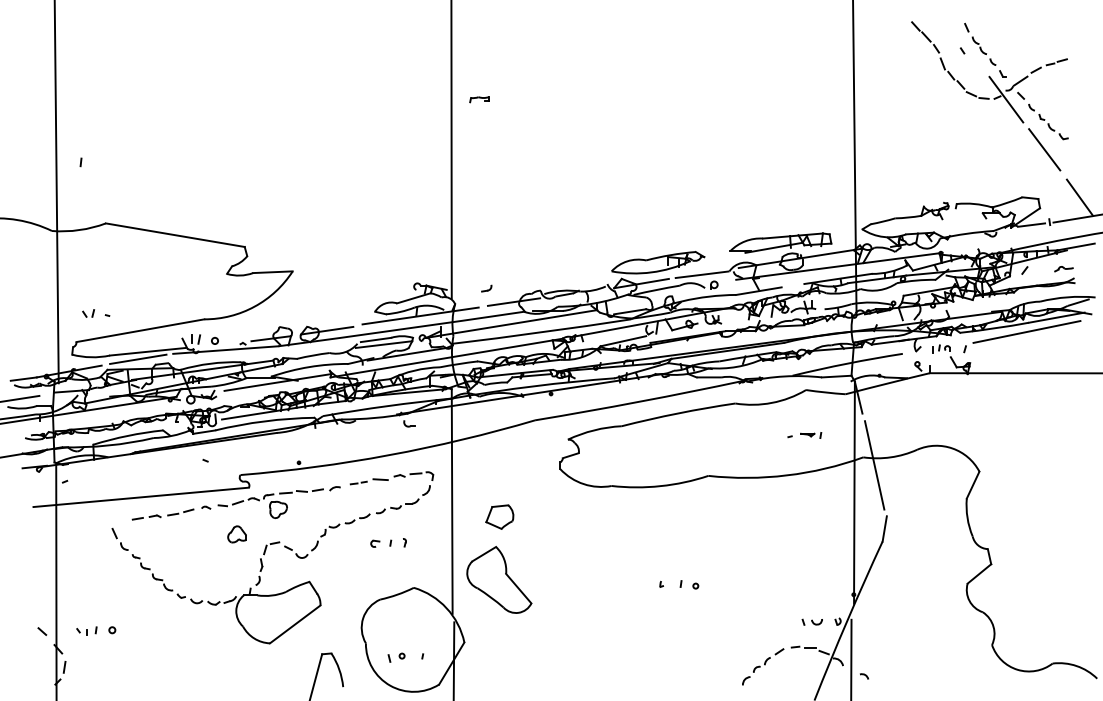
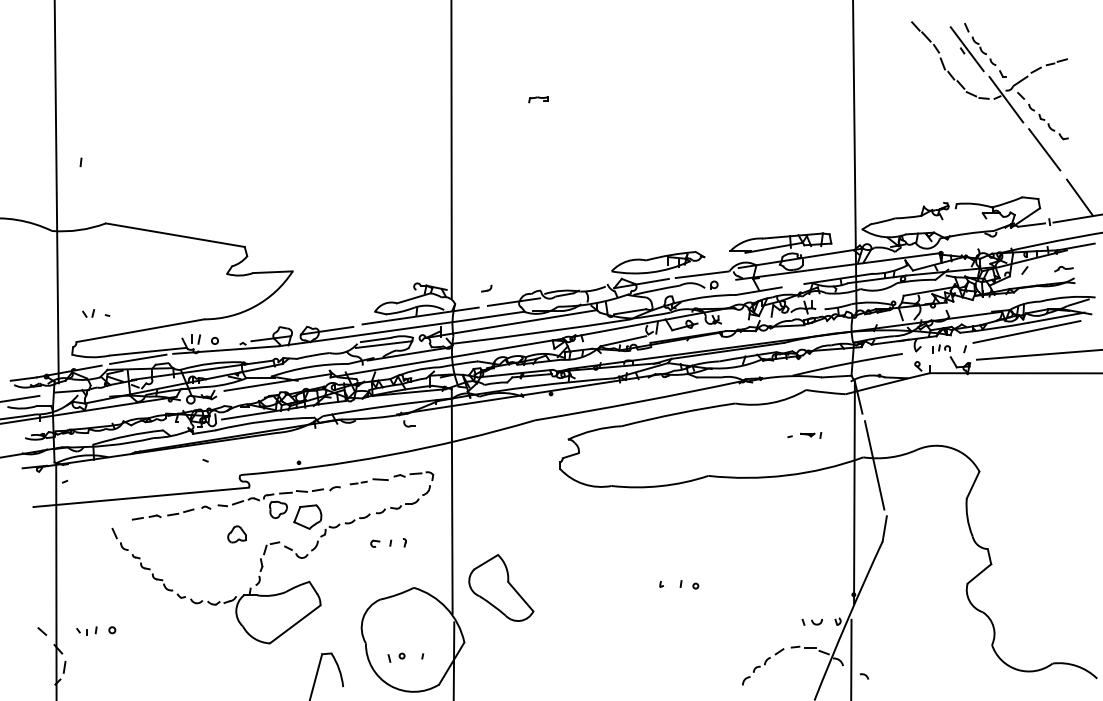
line: none -> present (966, 49)
part position: (479, 99) -> (538, 99) (538, 99)
line: none -> present (1037, 354)
part position: (499, 516) -> (307, 516) (307, 516)
part position: (499, 579) -> (501, 587) (501, 587)
